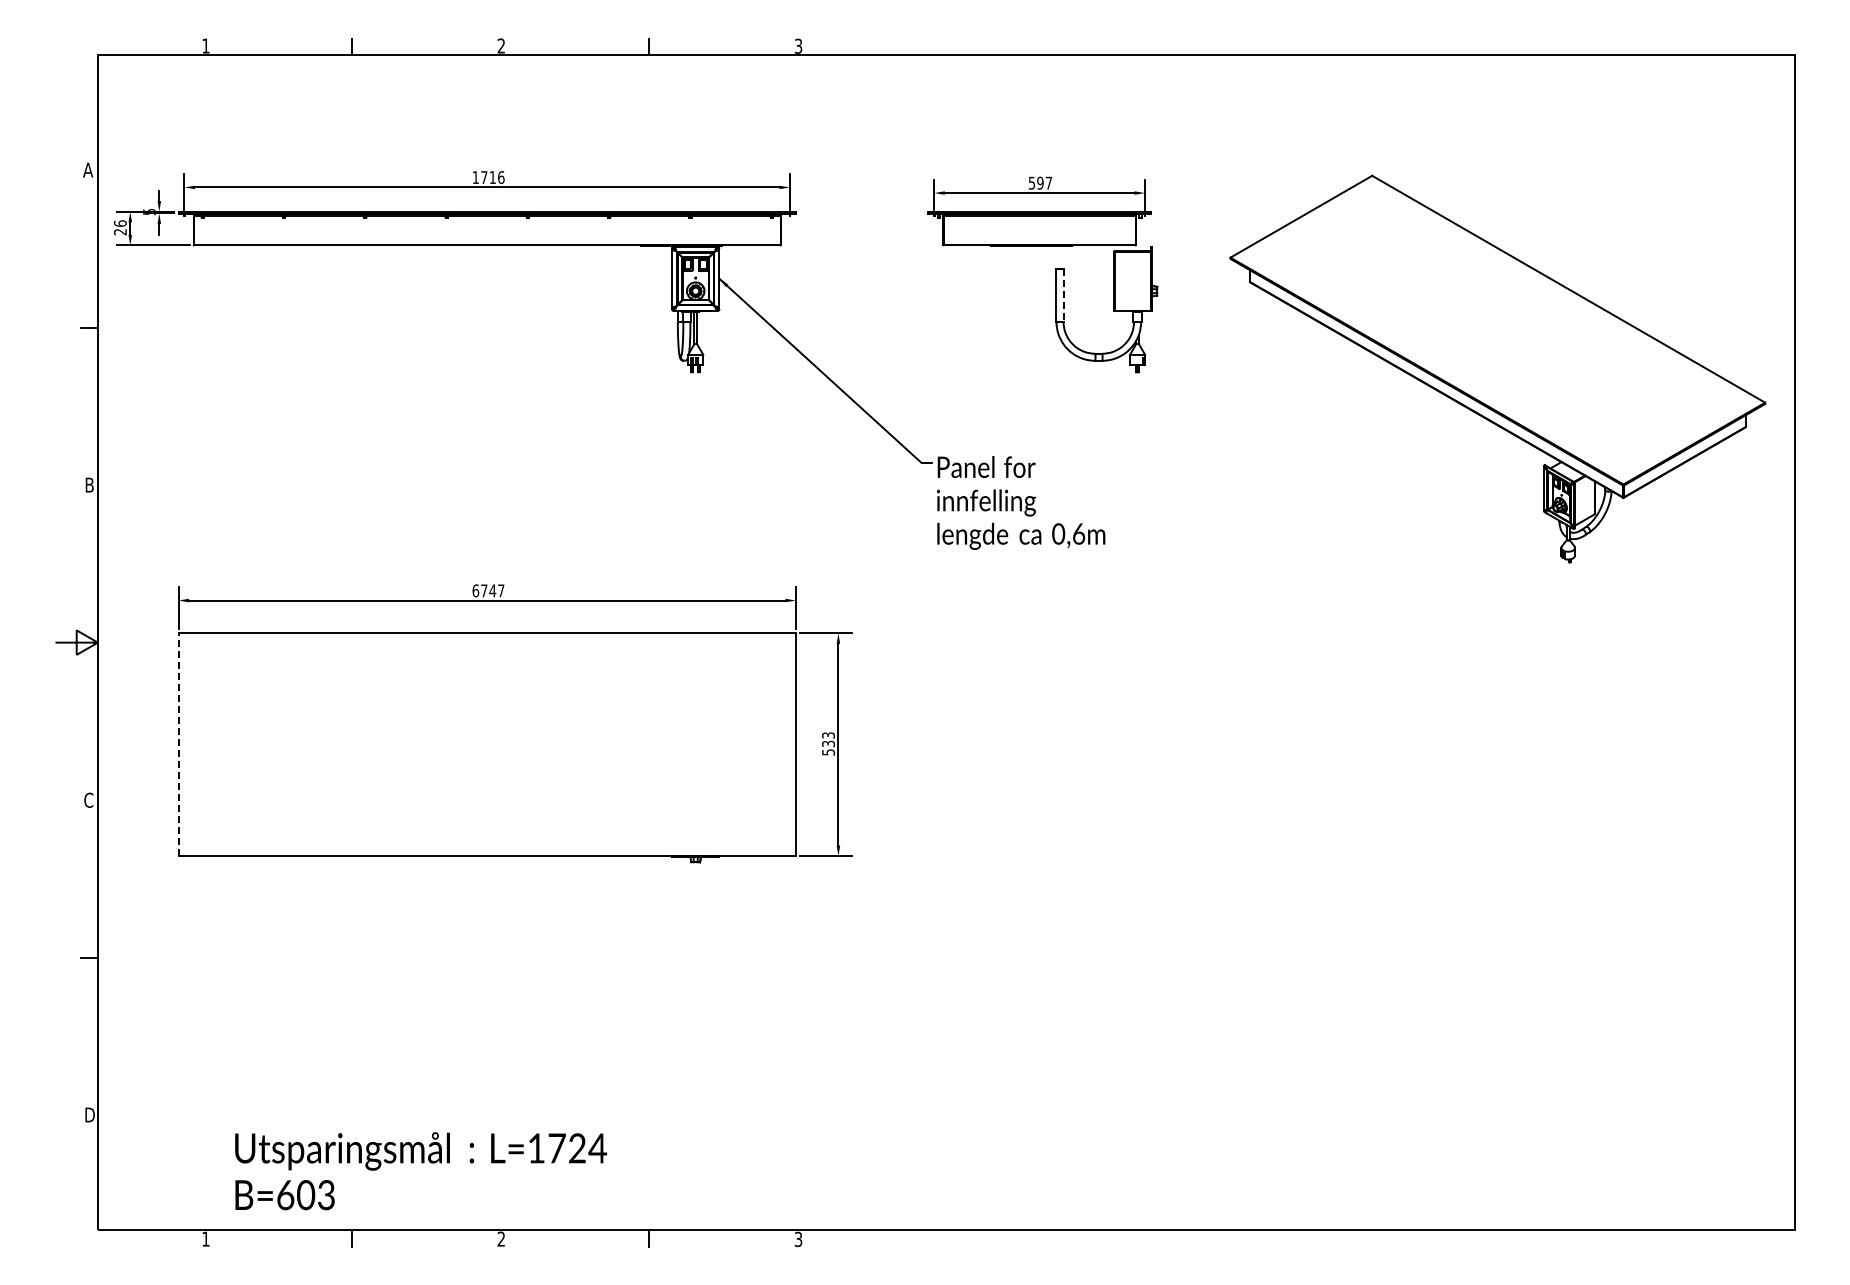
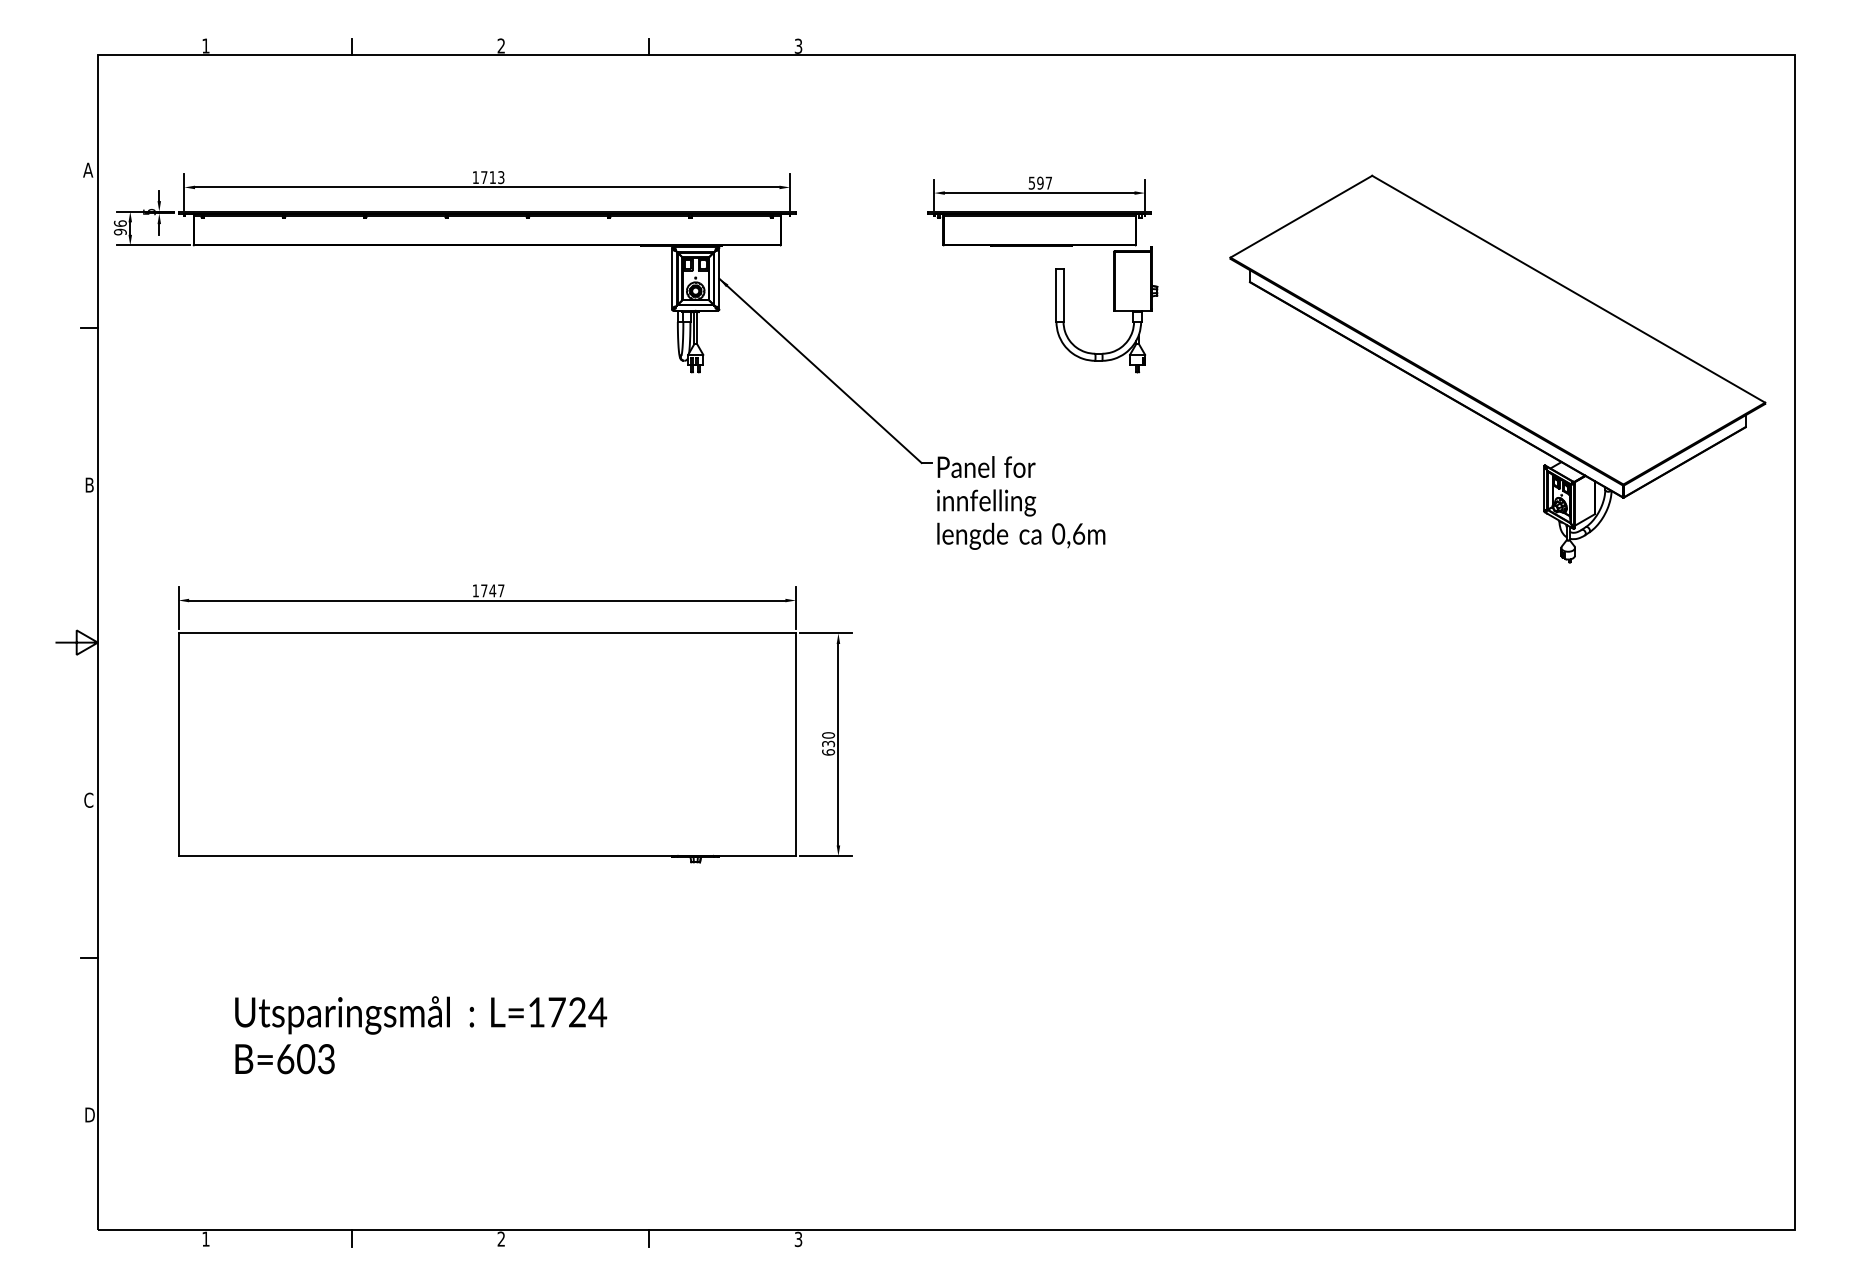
text: 1716 -> 1713 (501, 177)
text: 26 -> 96 (120, 231)
line: dashed -> solid (1063, 295)
text: 6747 -> 1747 (475, 590)
text: 533 -> 630 (828, 743)
line: dashed -> solid (178, 744)
text position: (421, 1171) -> (421, 1035) (421, 1035)
